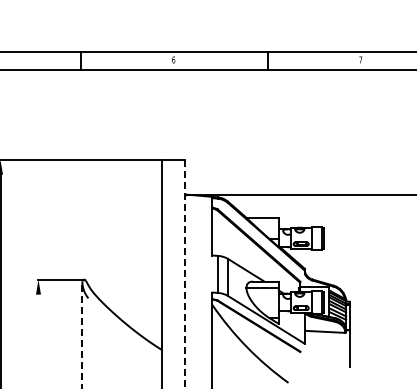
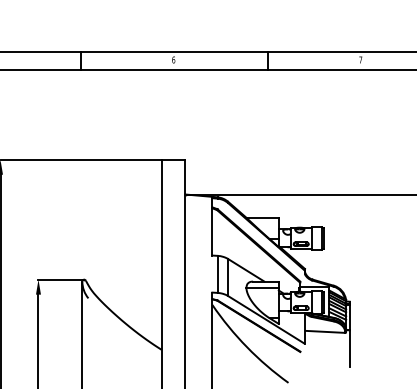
line: dashed -> solid (185, 274)
line: dashed -> solid (82, 334)
line: none -> present (38, 339)
